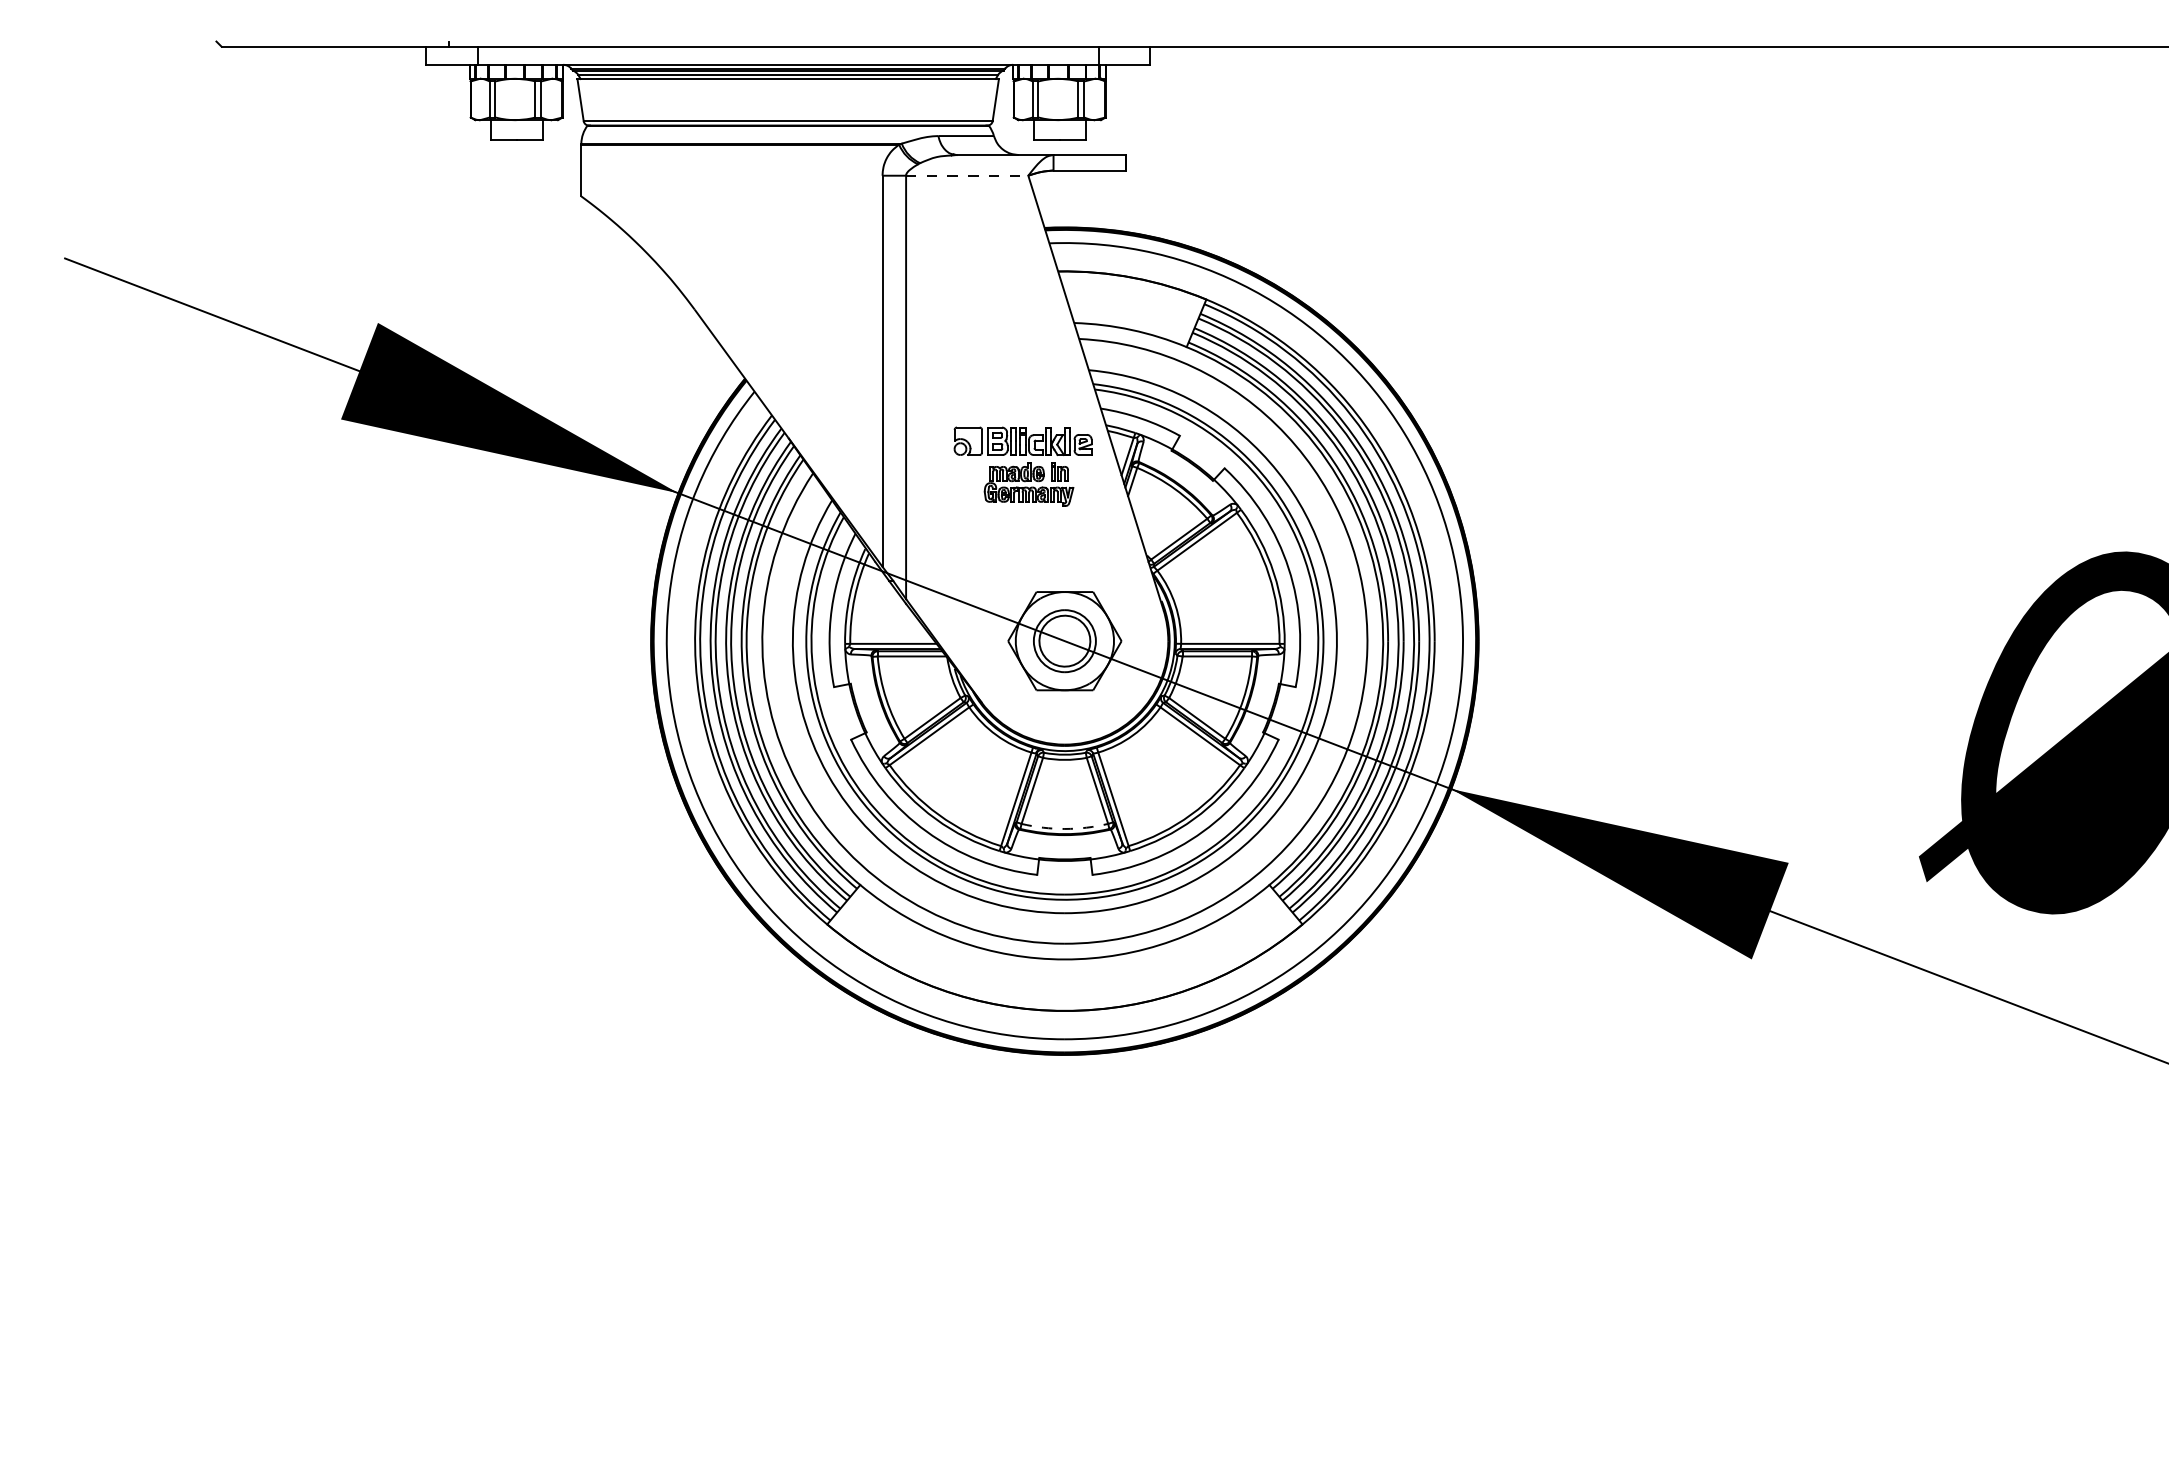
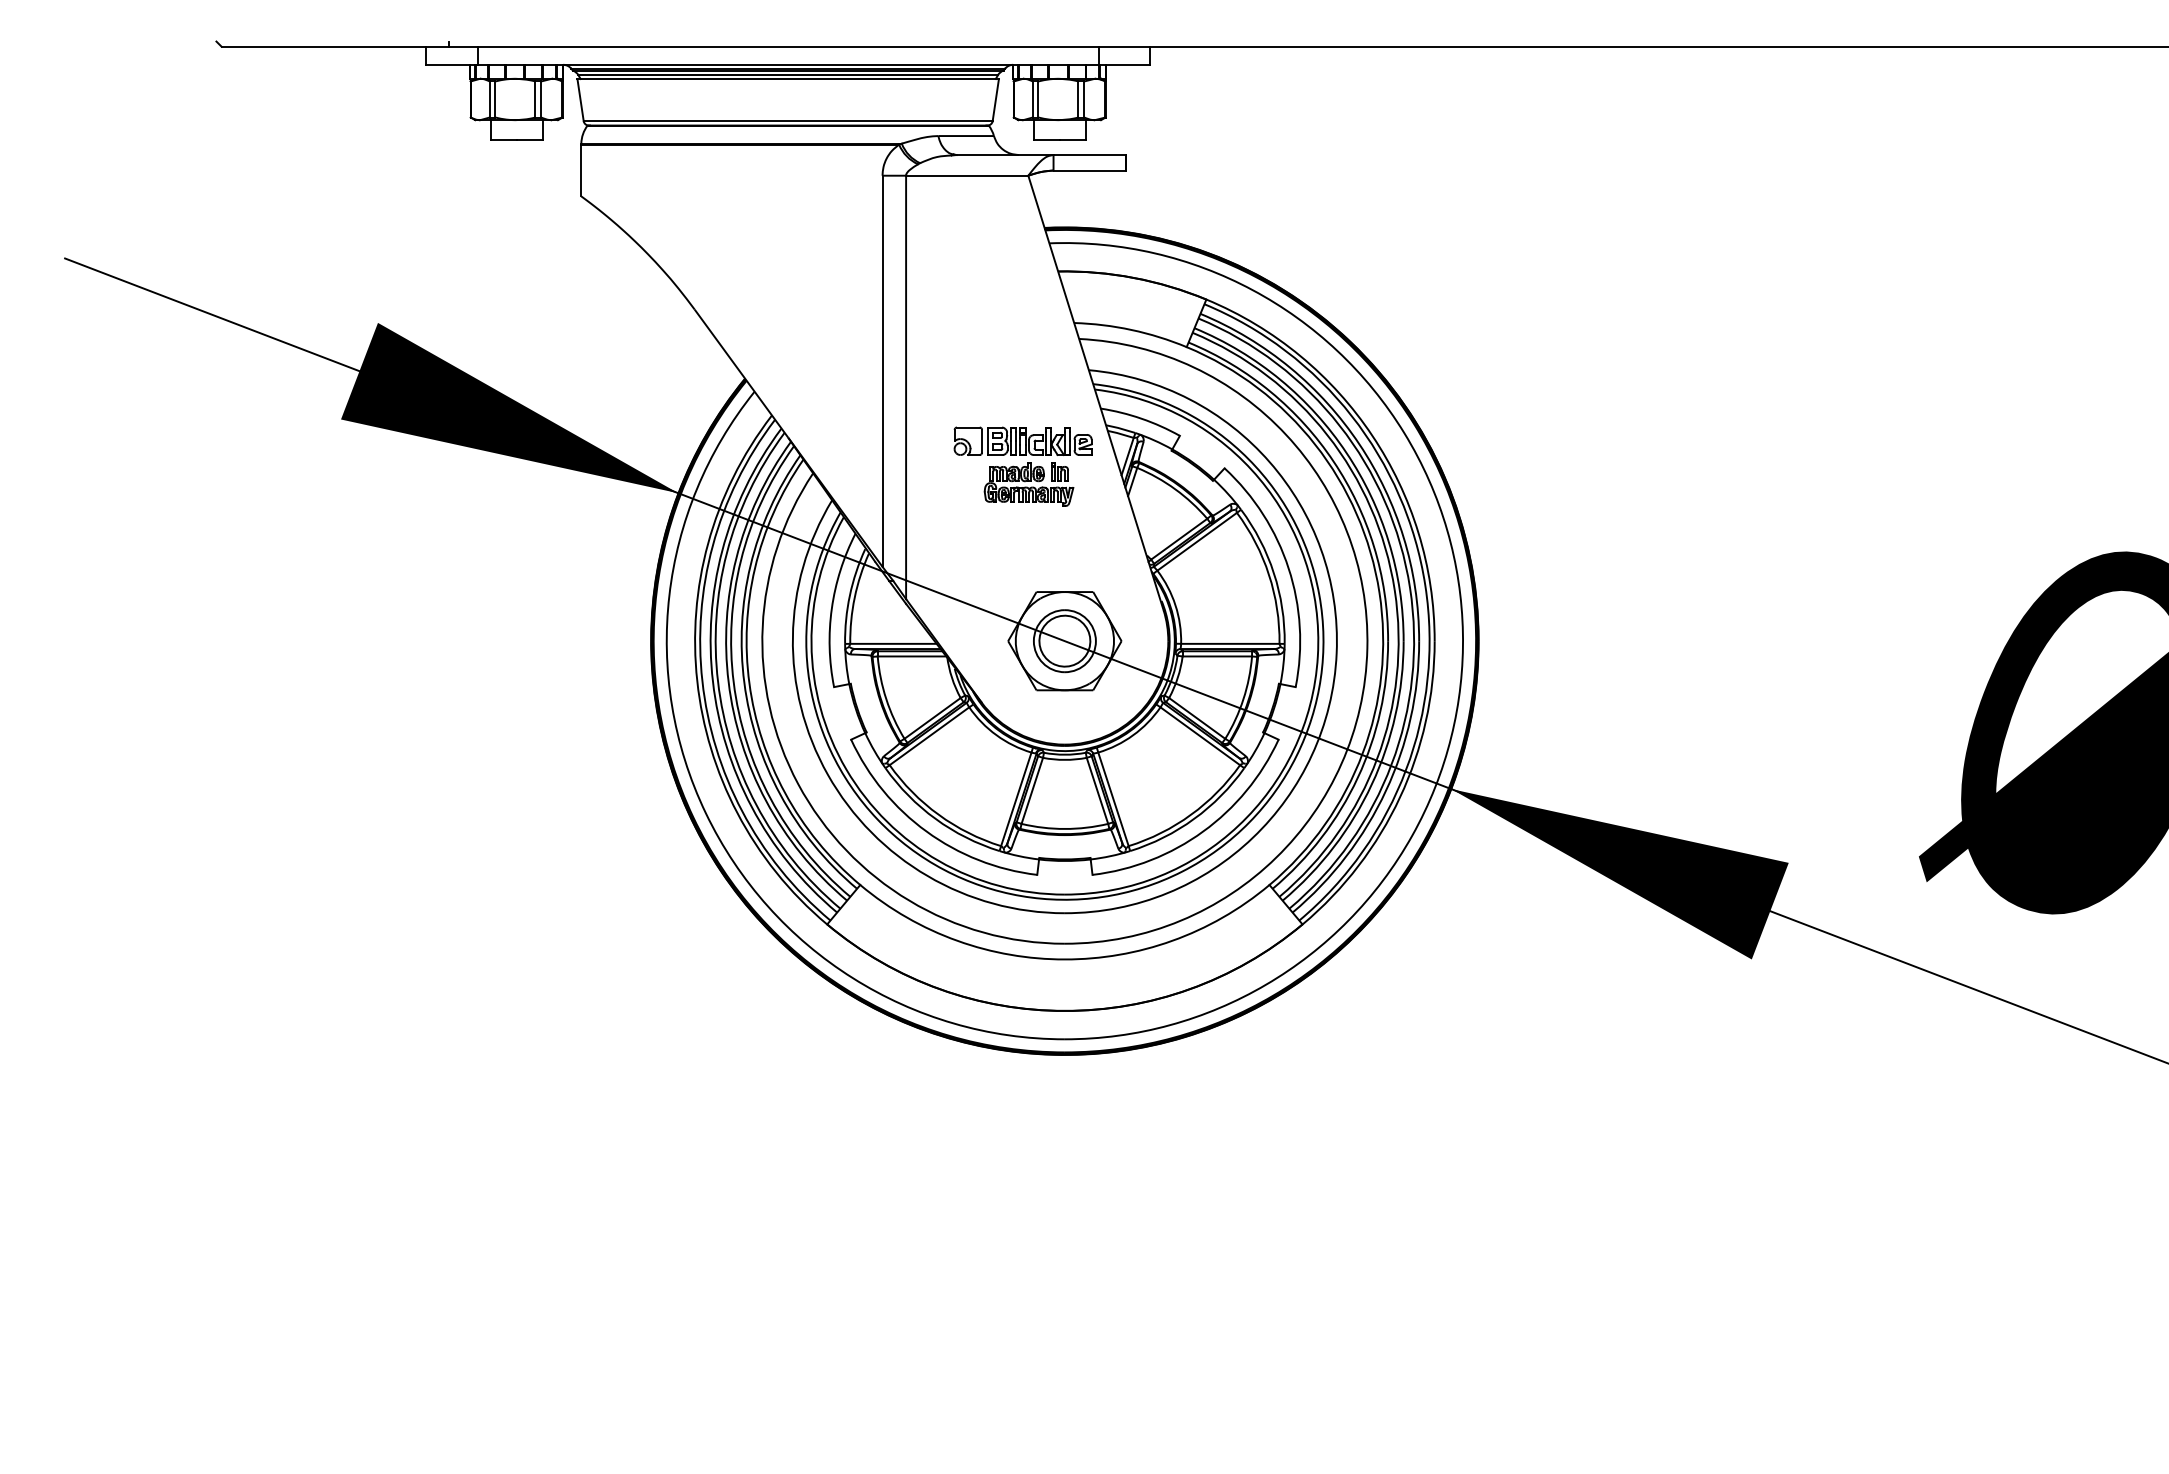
line: dashed -> solid (967, 175)
arc: dashed -> solid (1064, 828)
